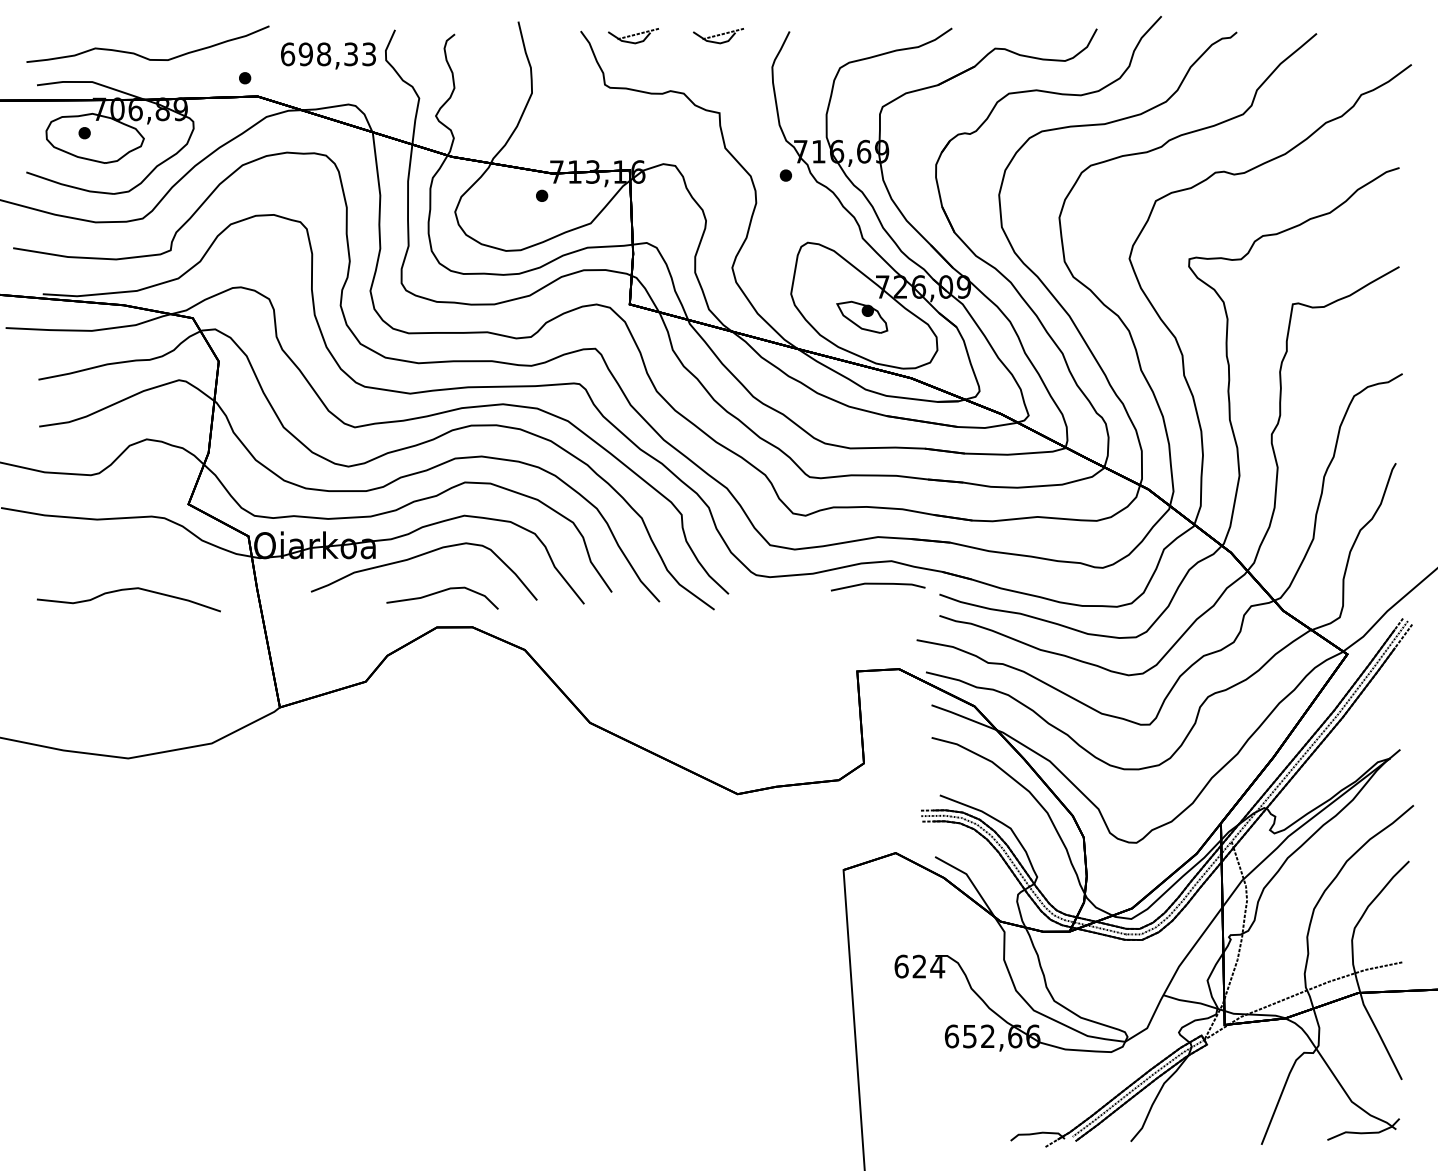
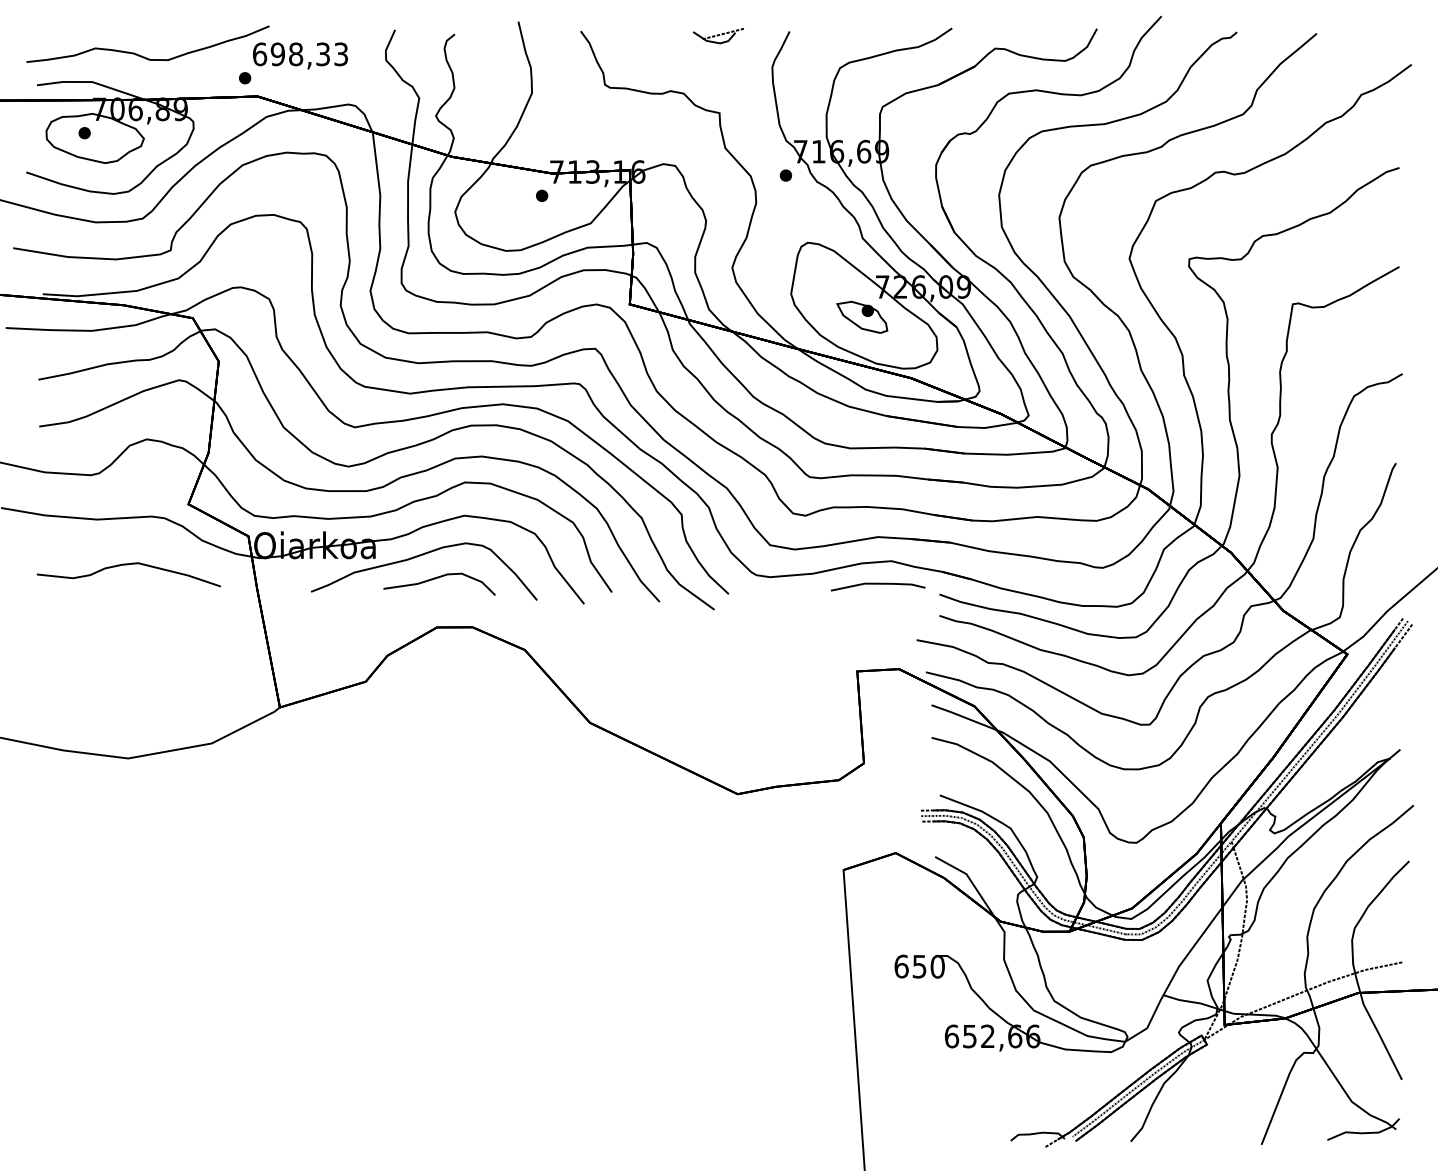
part: present -> none (633, 36)
text position: (328, 55) -> (300, 55) (300, 55)
curve position: (128, 590) -> (128, 565) (128, 565)
part position: (442, 597) -> (439, 583) (439, 583)
text: 624 -> 650 (928, 966)
